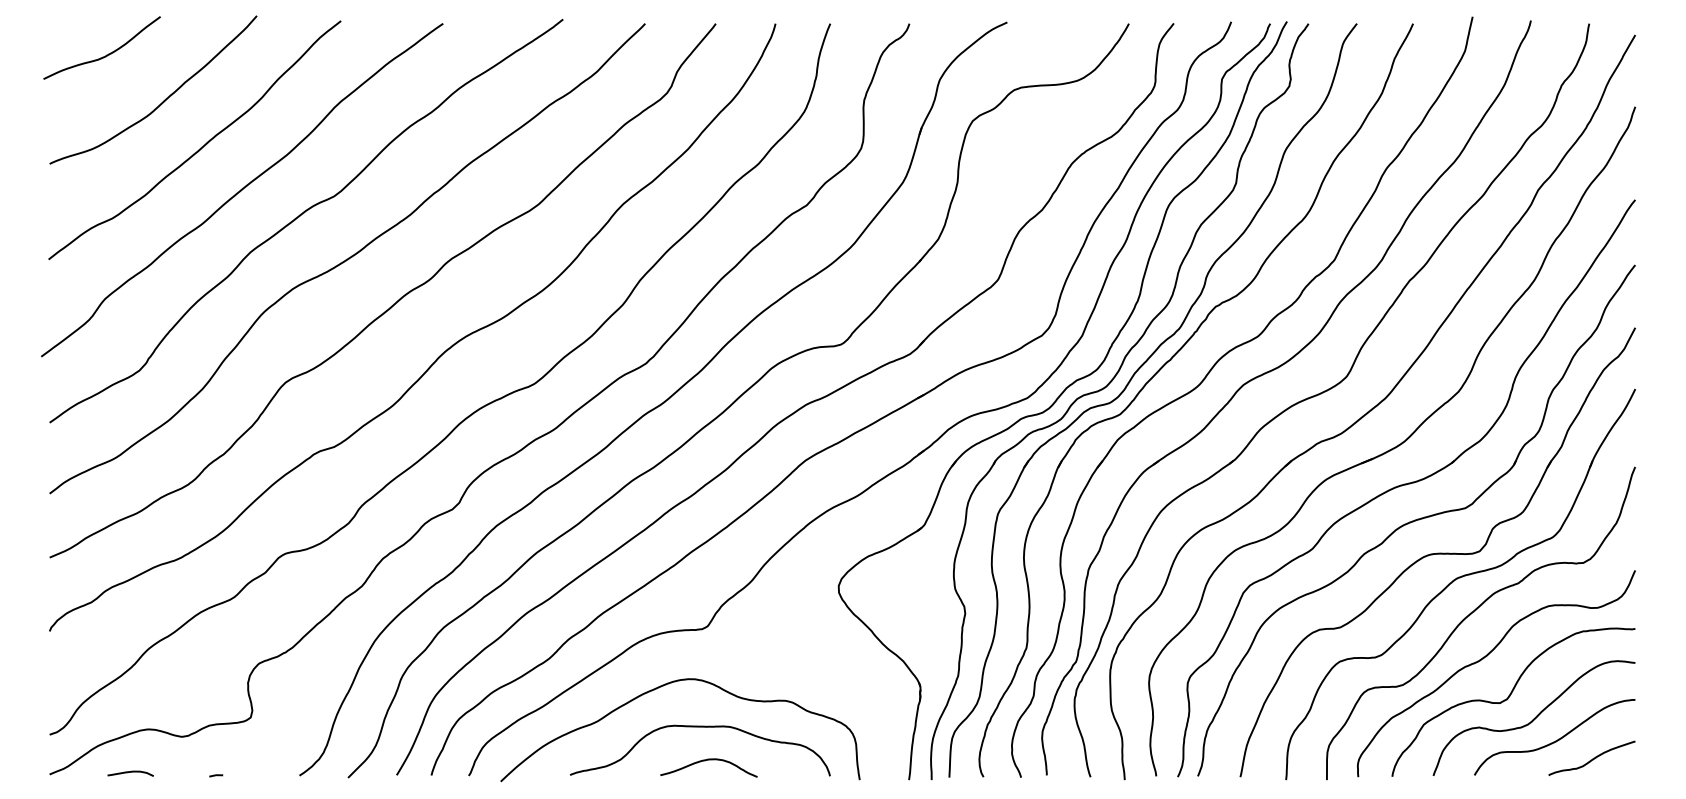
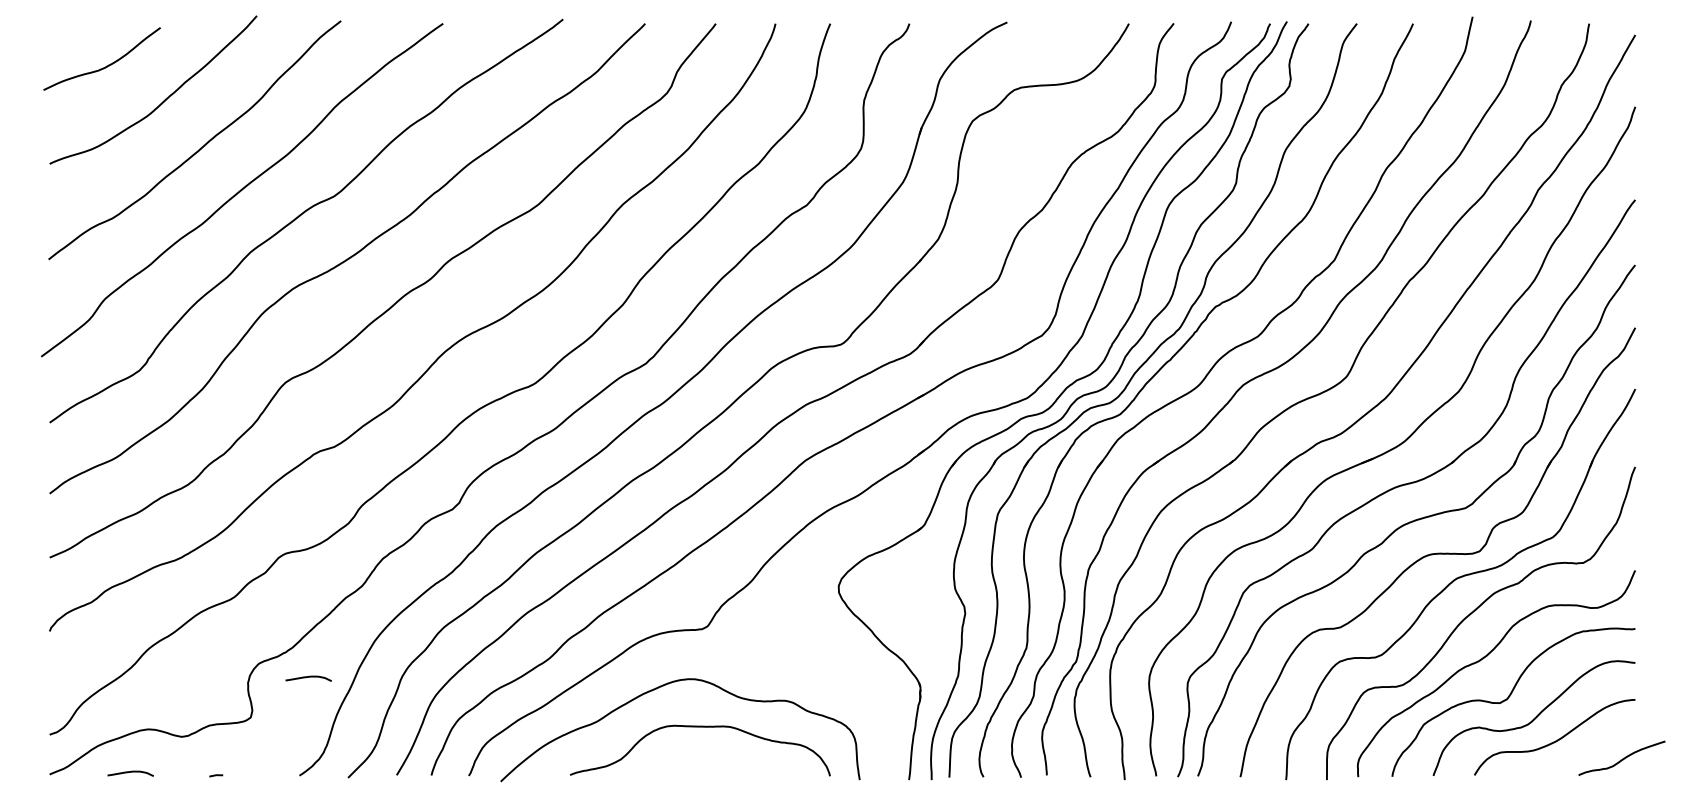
curve position: (106, 54) -> (106, 65) (106, 65)
curve: none -> present (308, 677)
curve position: (1592, 758) -> (1622, 758) (1622, 758)
curve: present -> none (705, 761)
